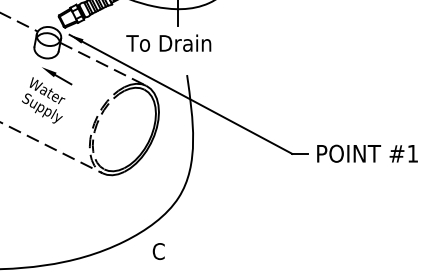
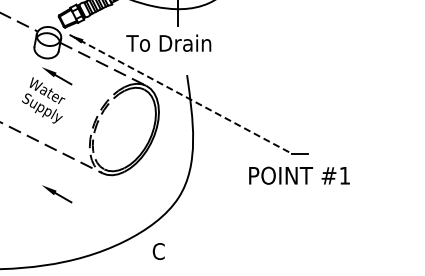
line: solid -> dashed (181, 94)
text position: (367, 153) -> (299, 175) (299, 175)
part: none -> present (57, 194)
